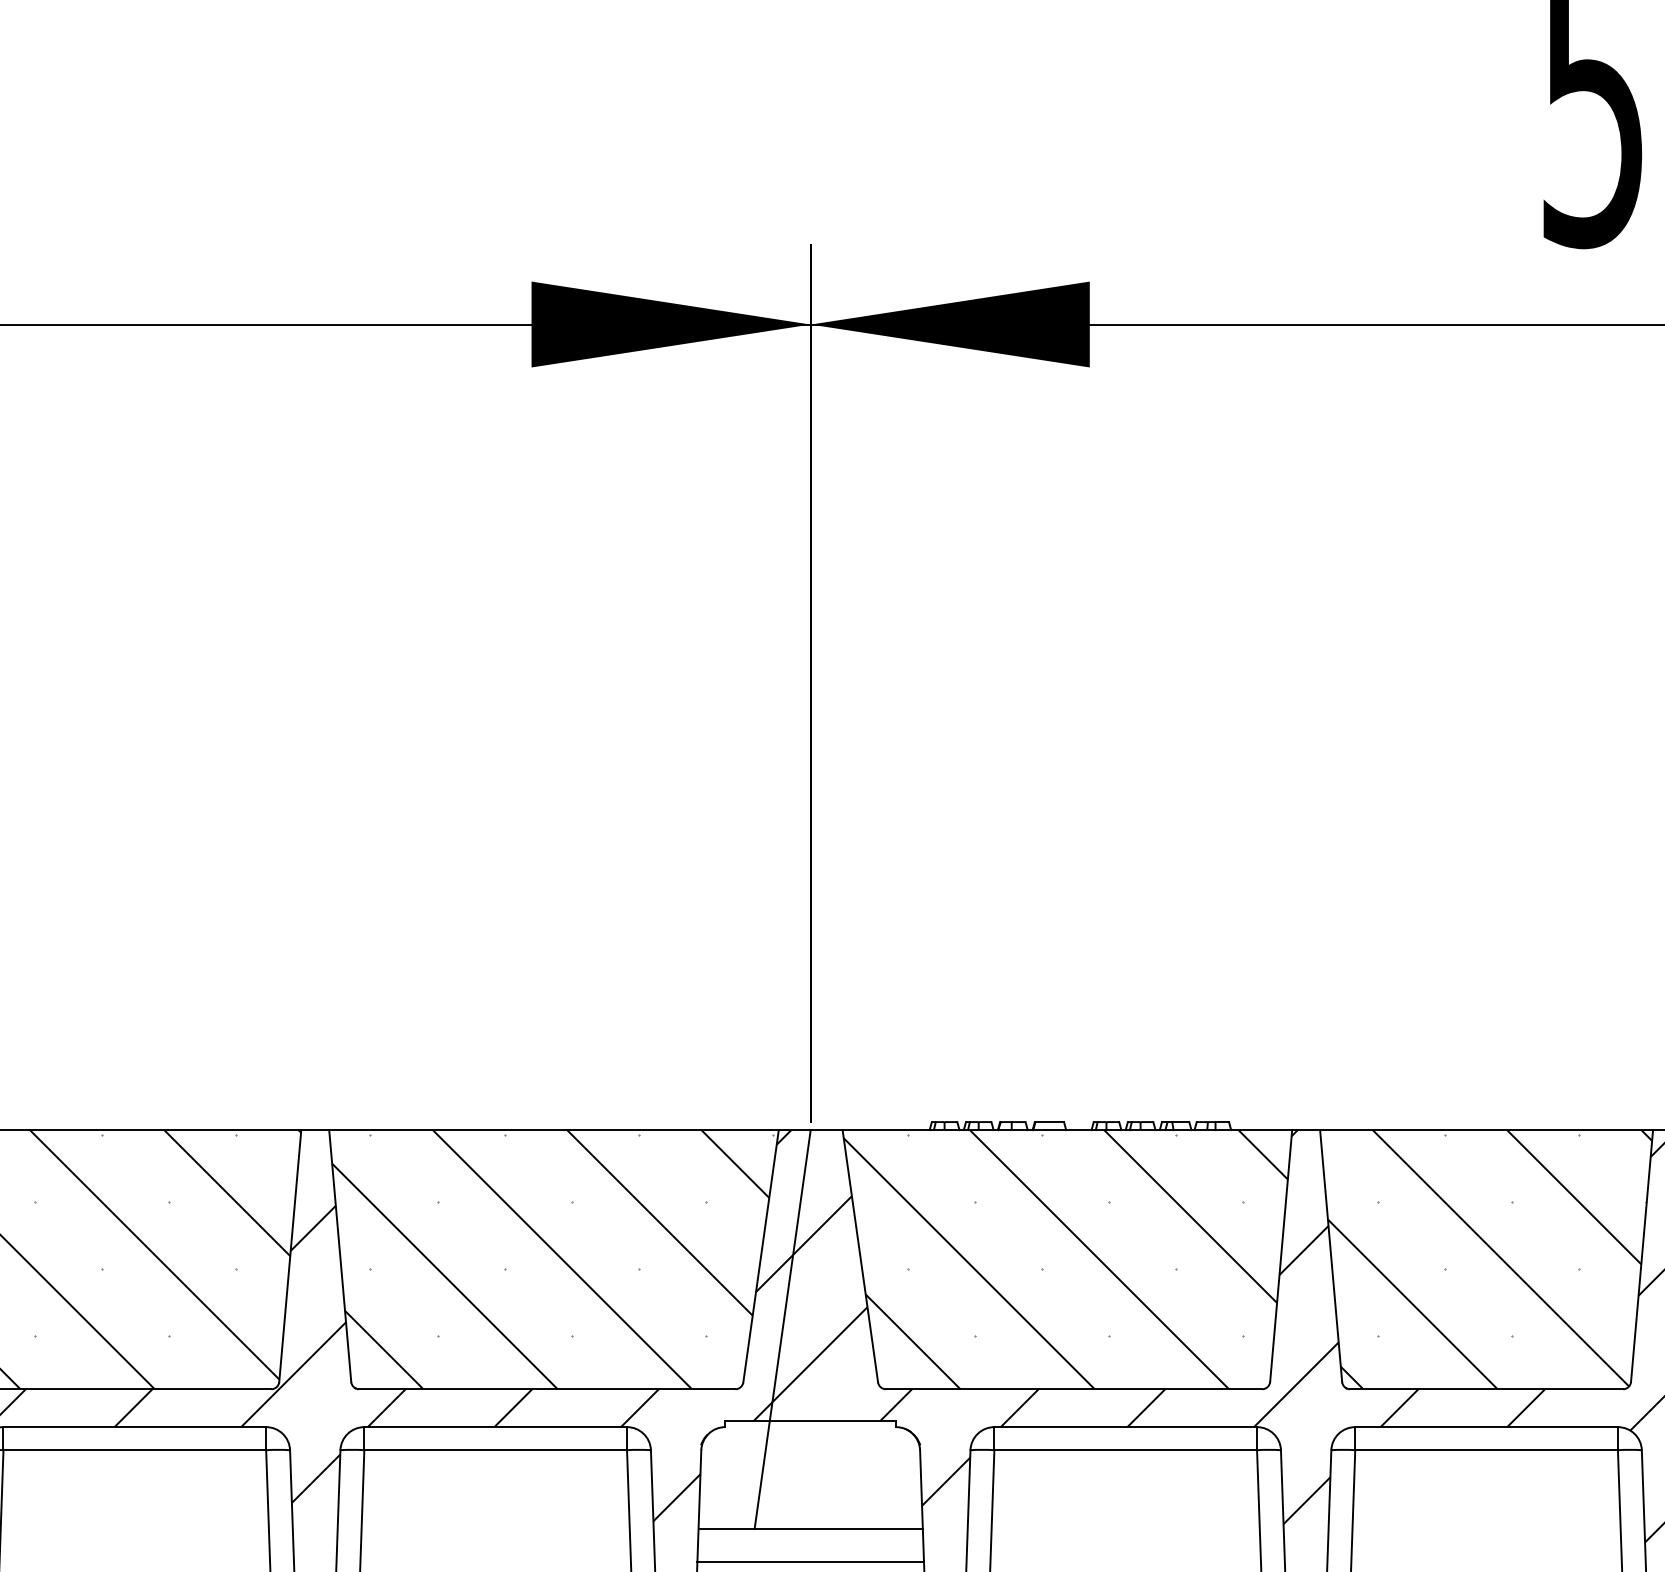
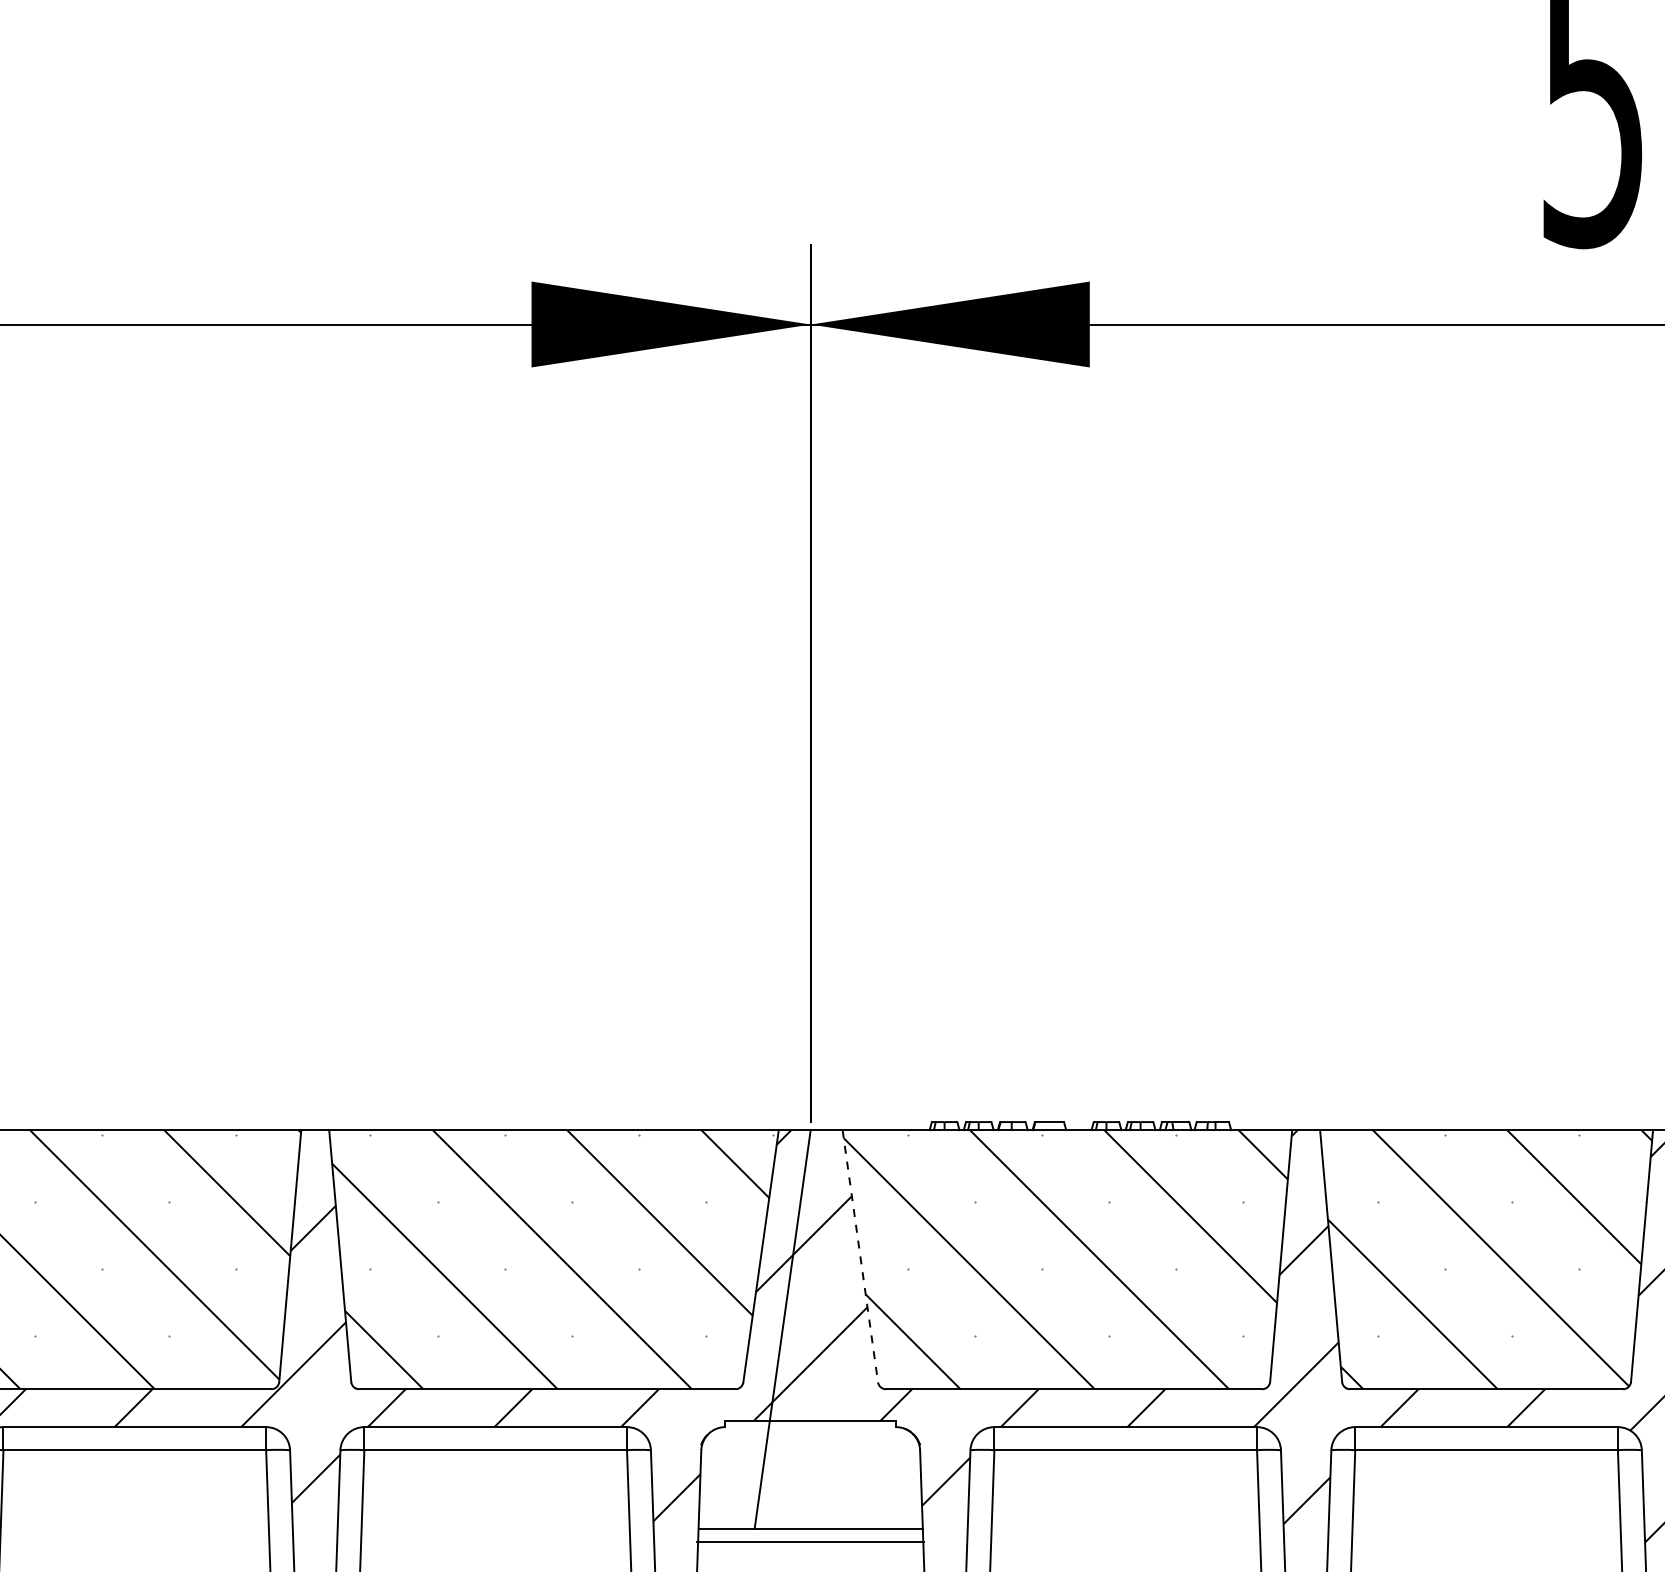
line: solid -> dashed (860, 1256)
line position: (810, 1562) -> (810, 1542) (810, 1542)
